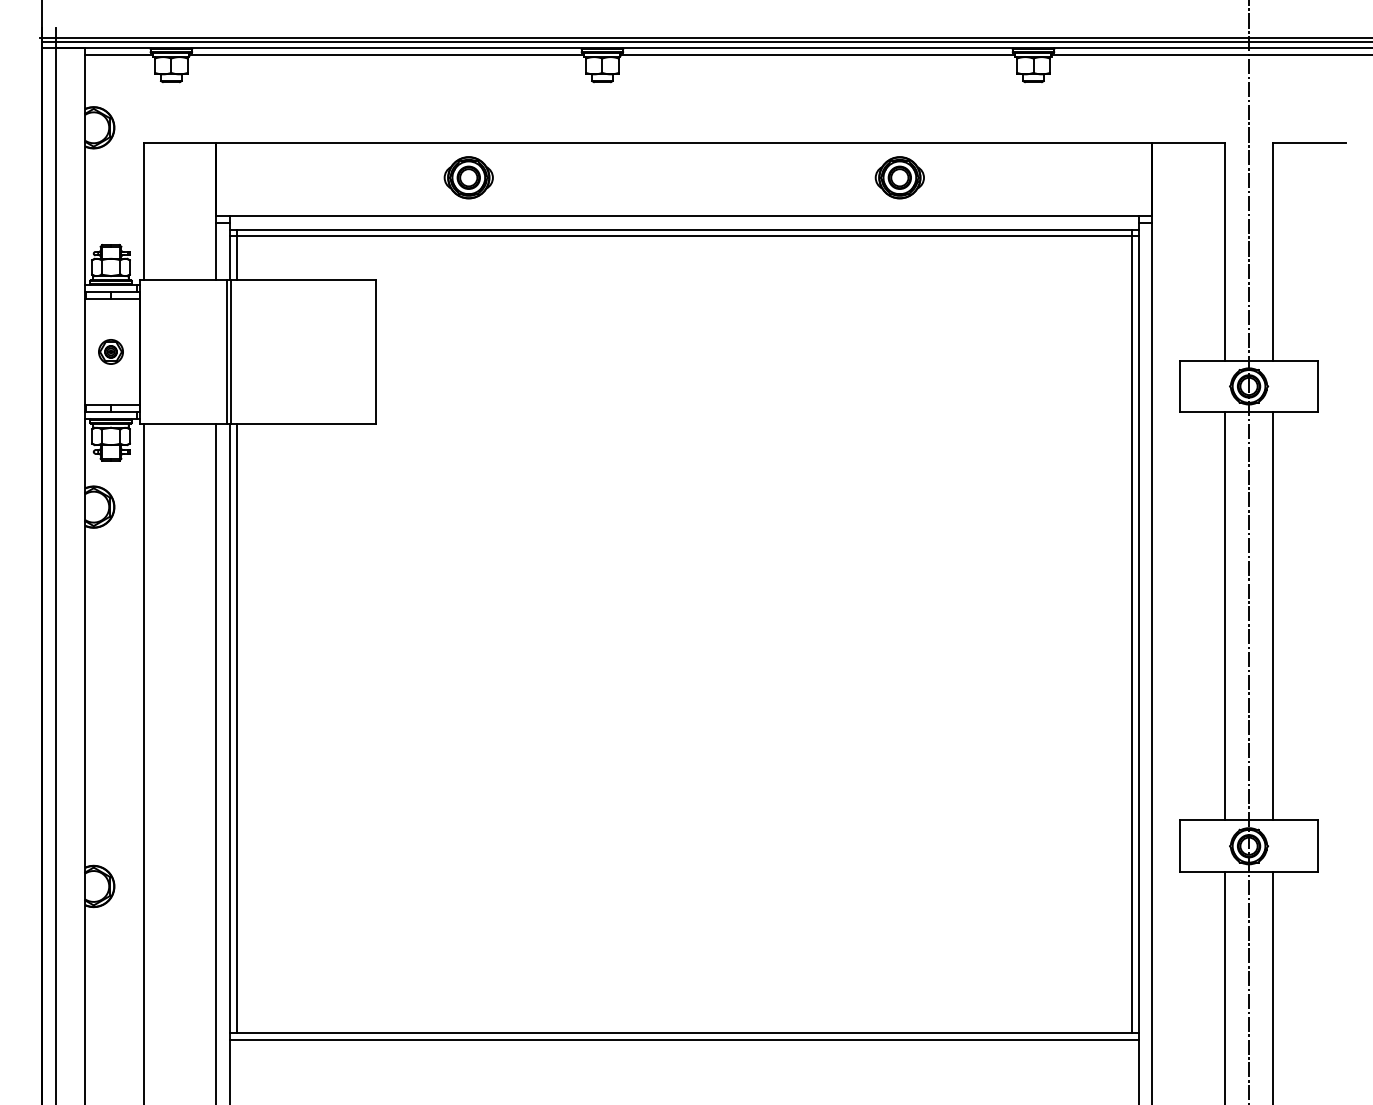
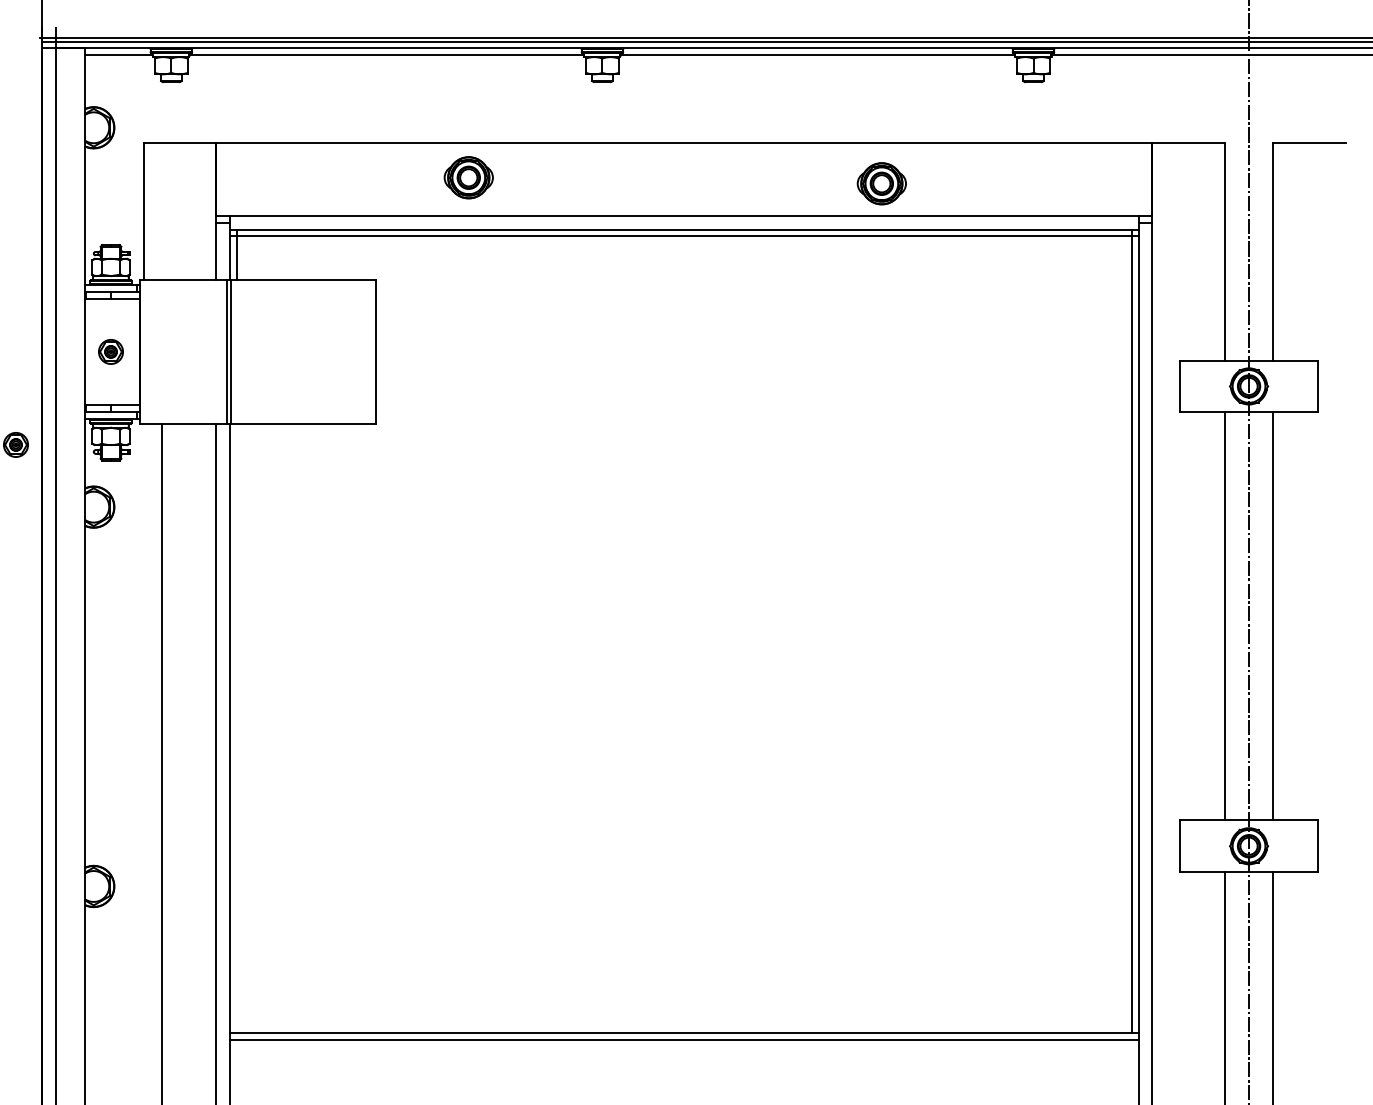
part position: (899, 177) -> (881, 183) (881, 183)
part: none -> present (15, 444)
line: present -> none (236, 728)
line position: (143, 762) -> (161, 762) (161, 762)
